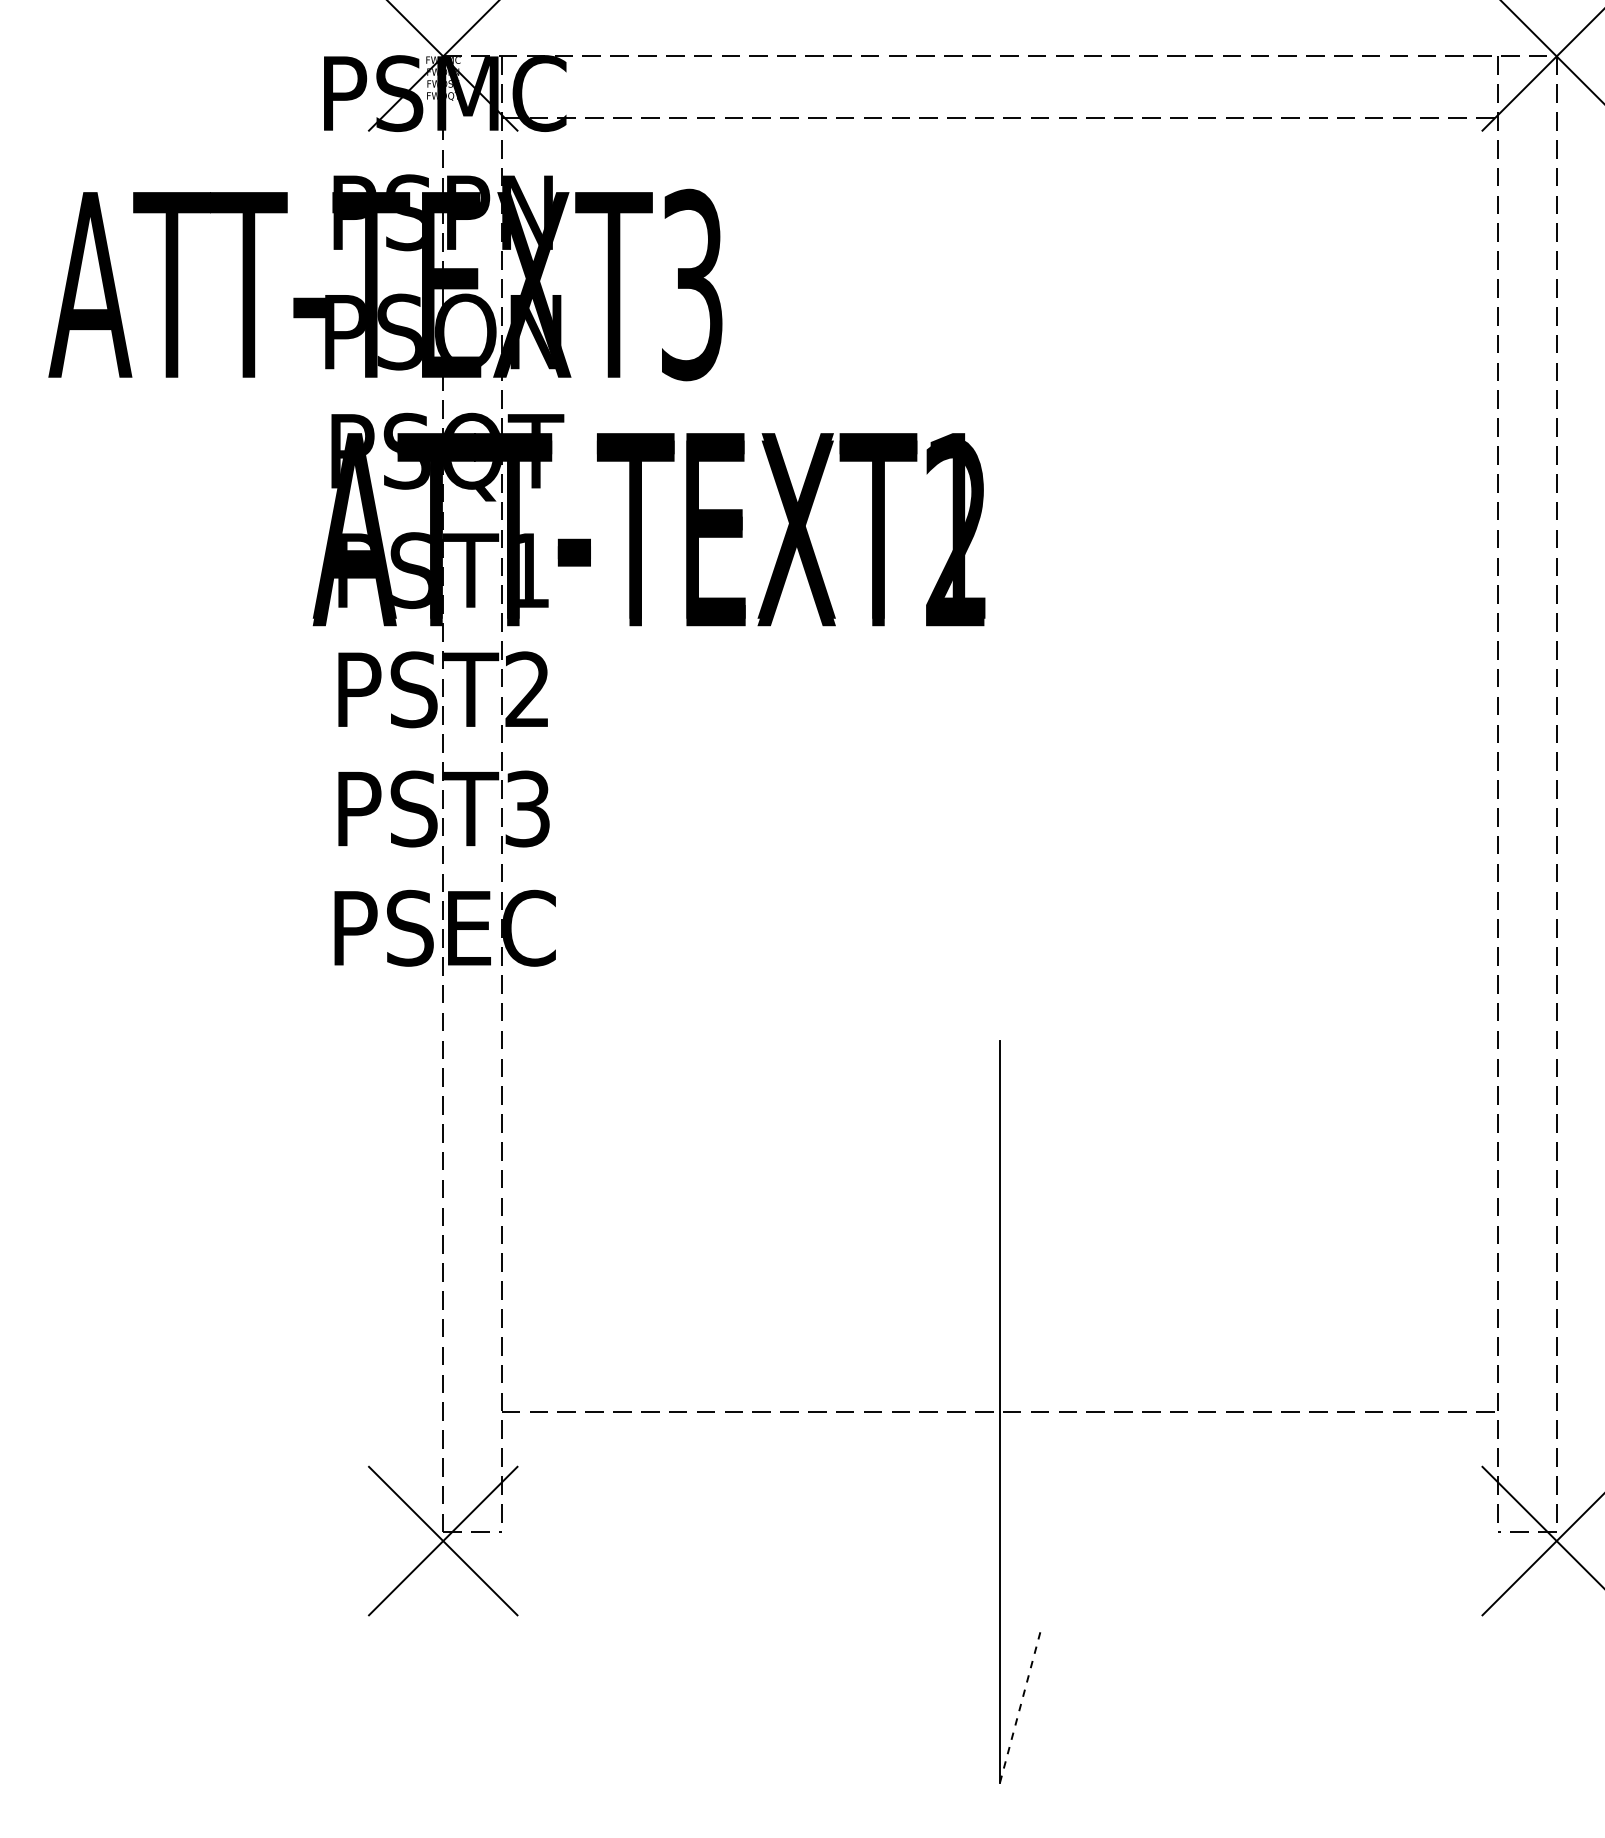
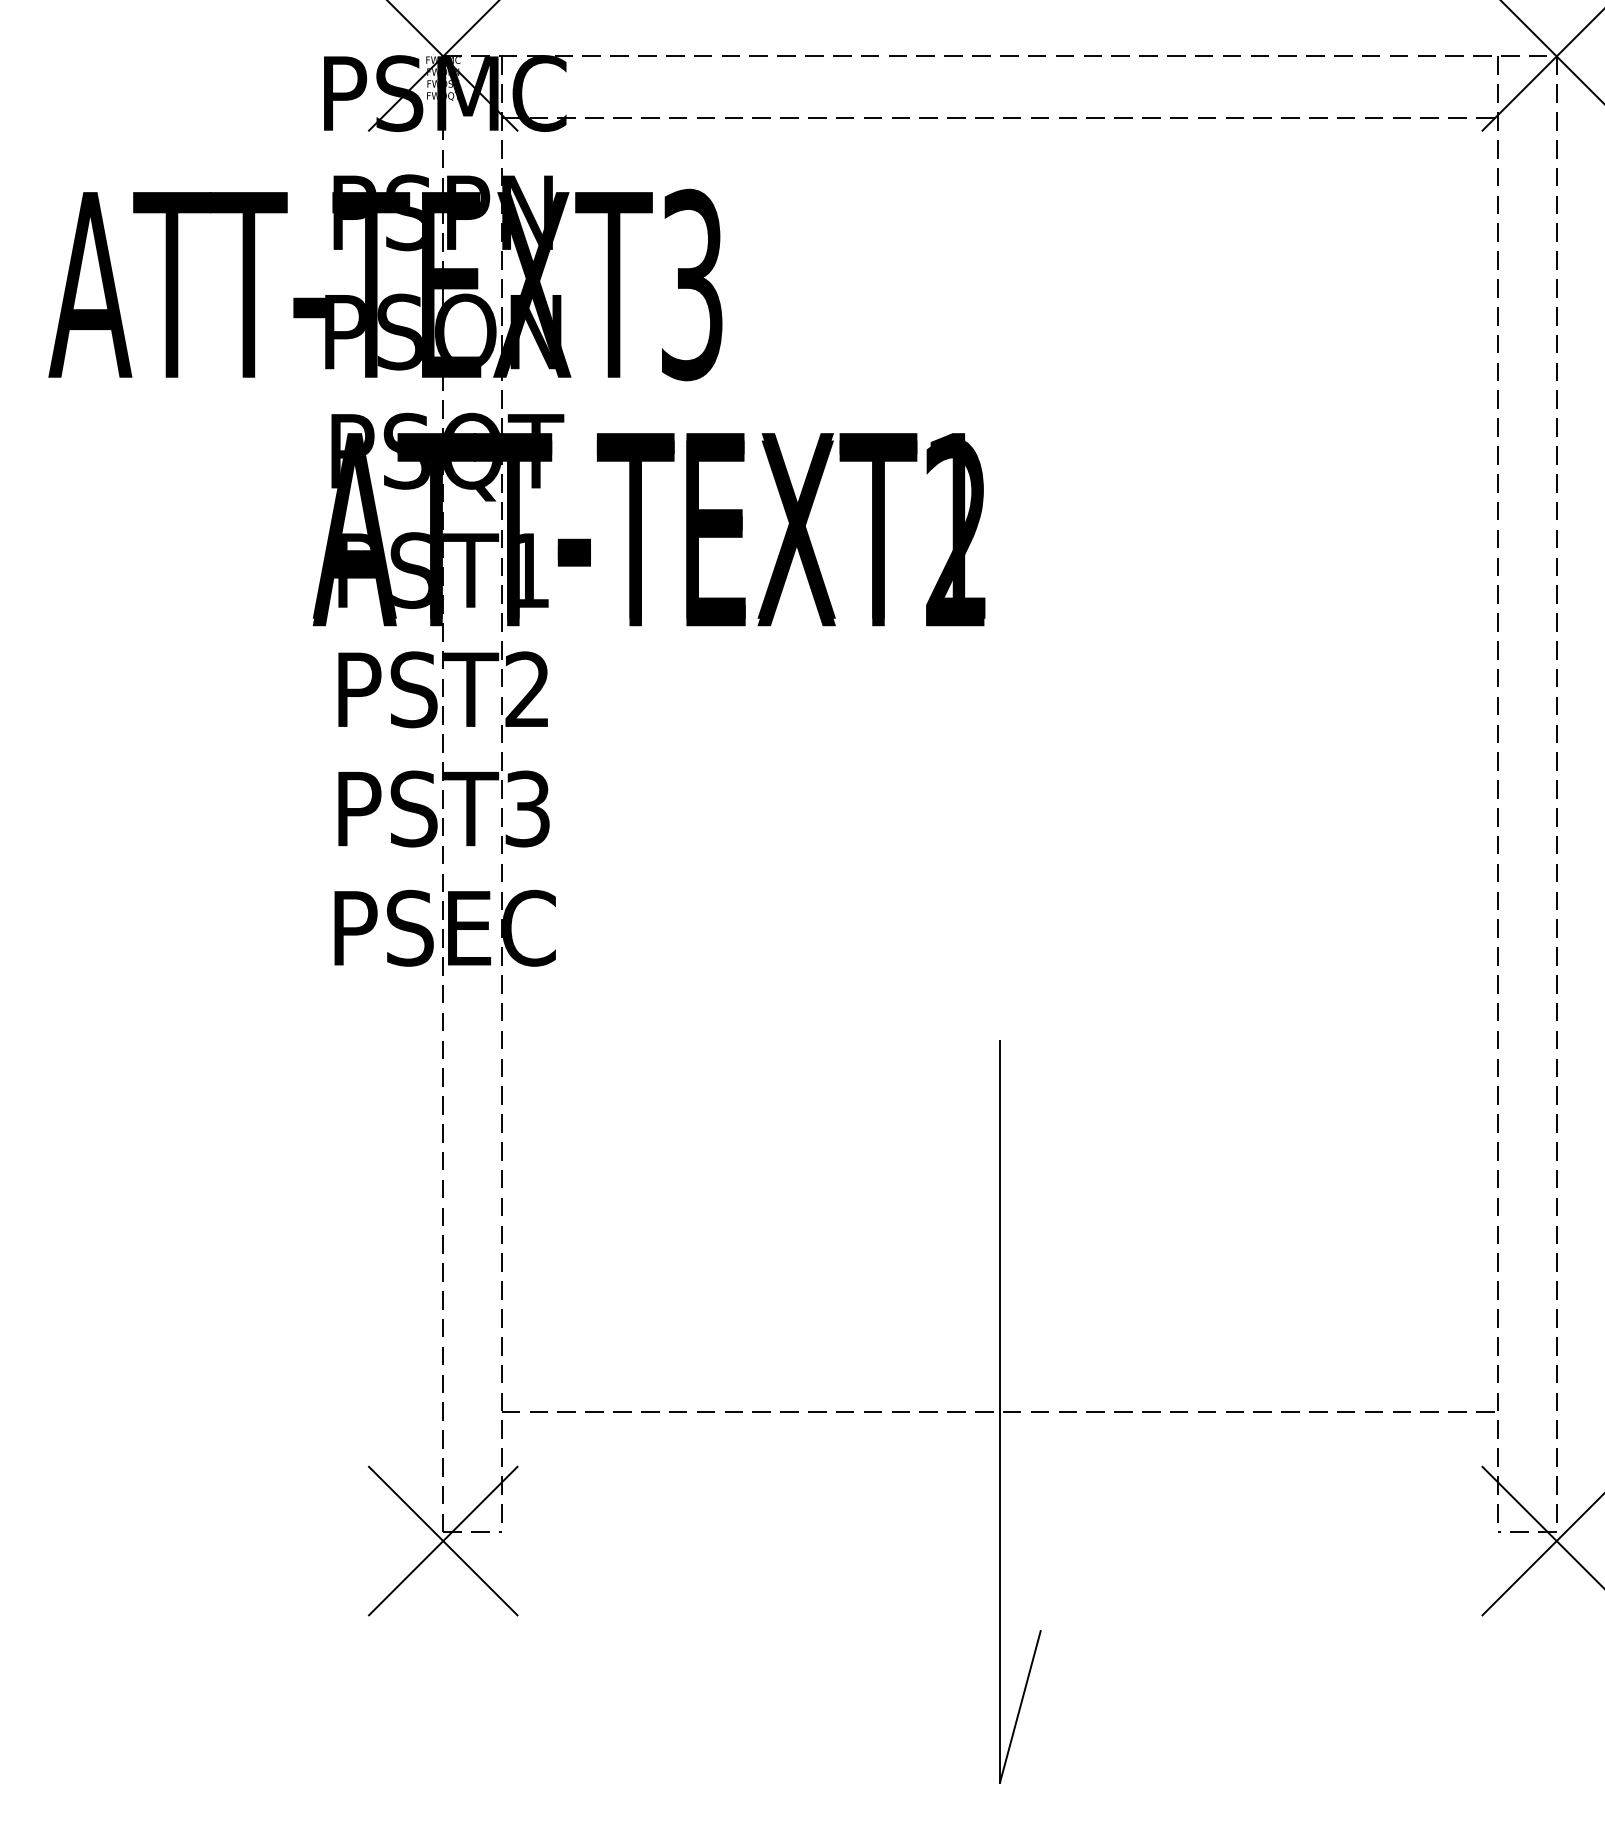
line: dashed -> solid (1020, 1706)
